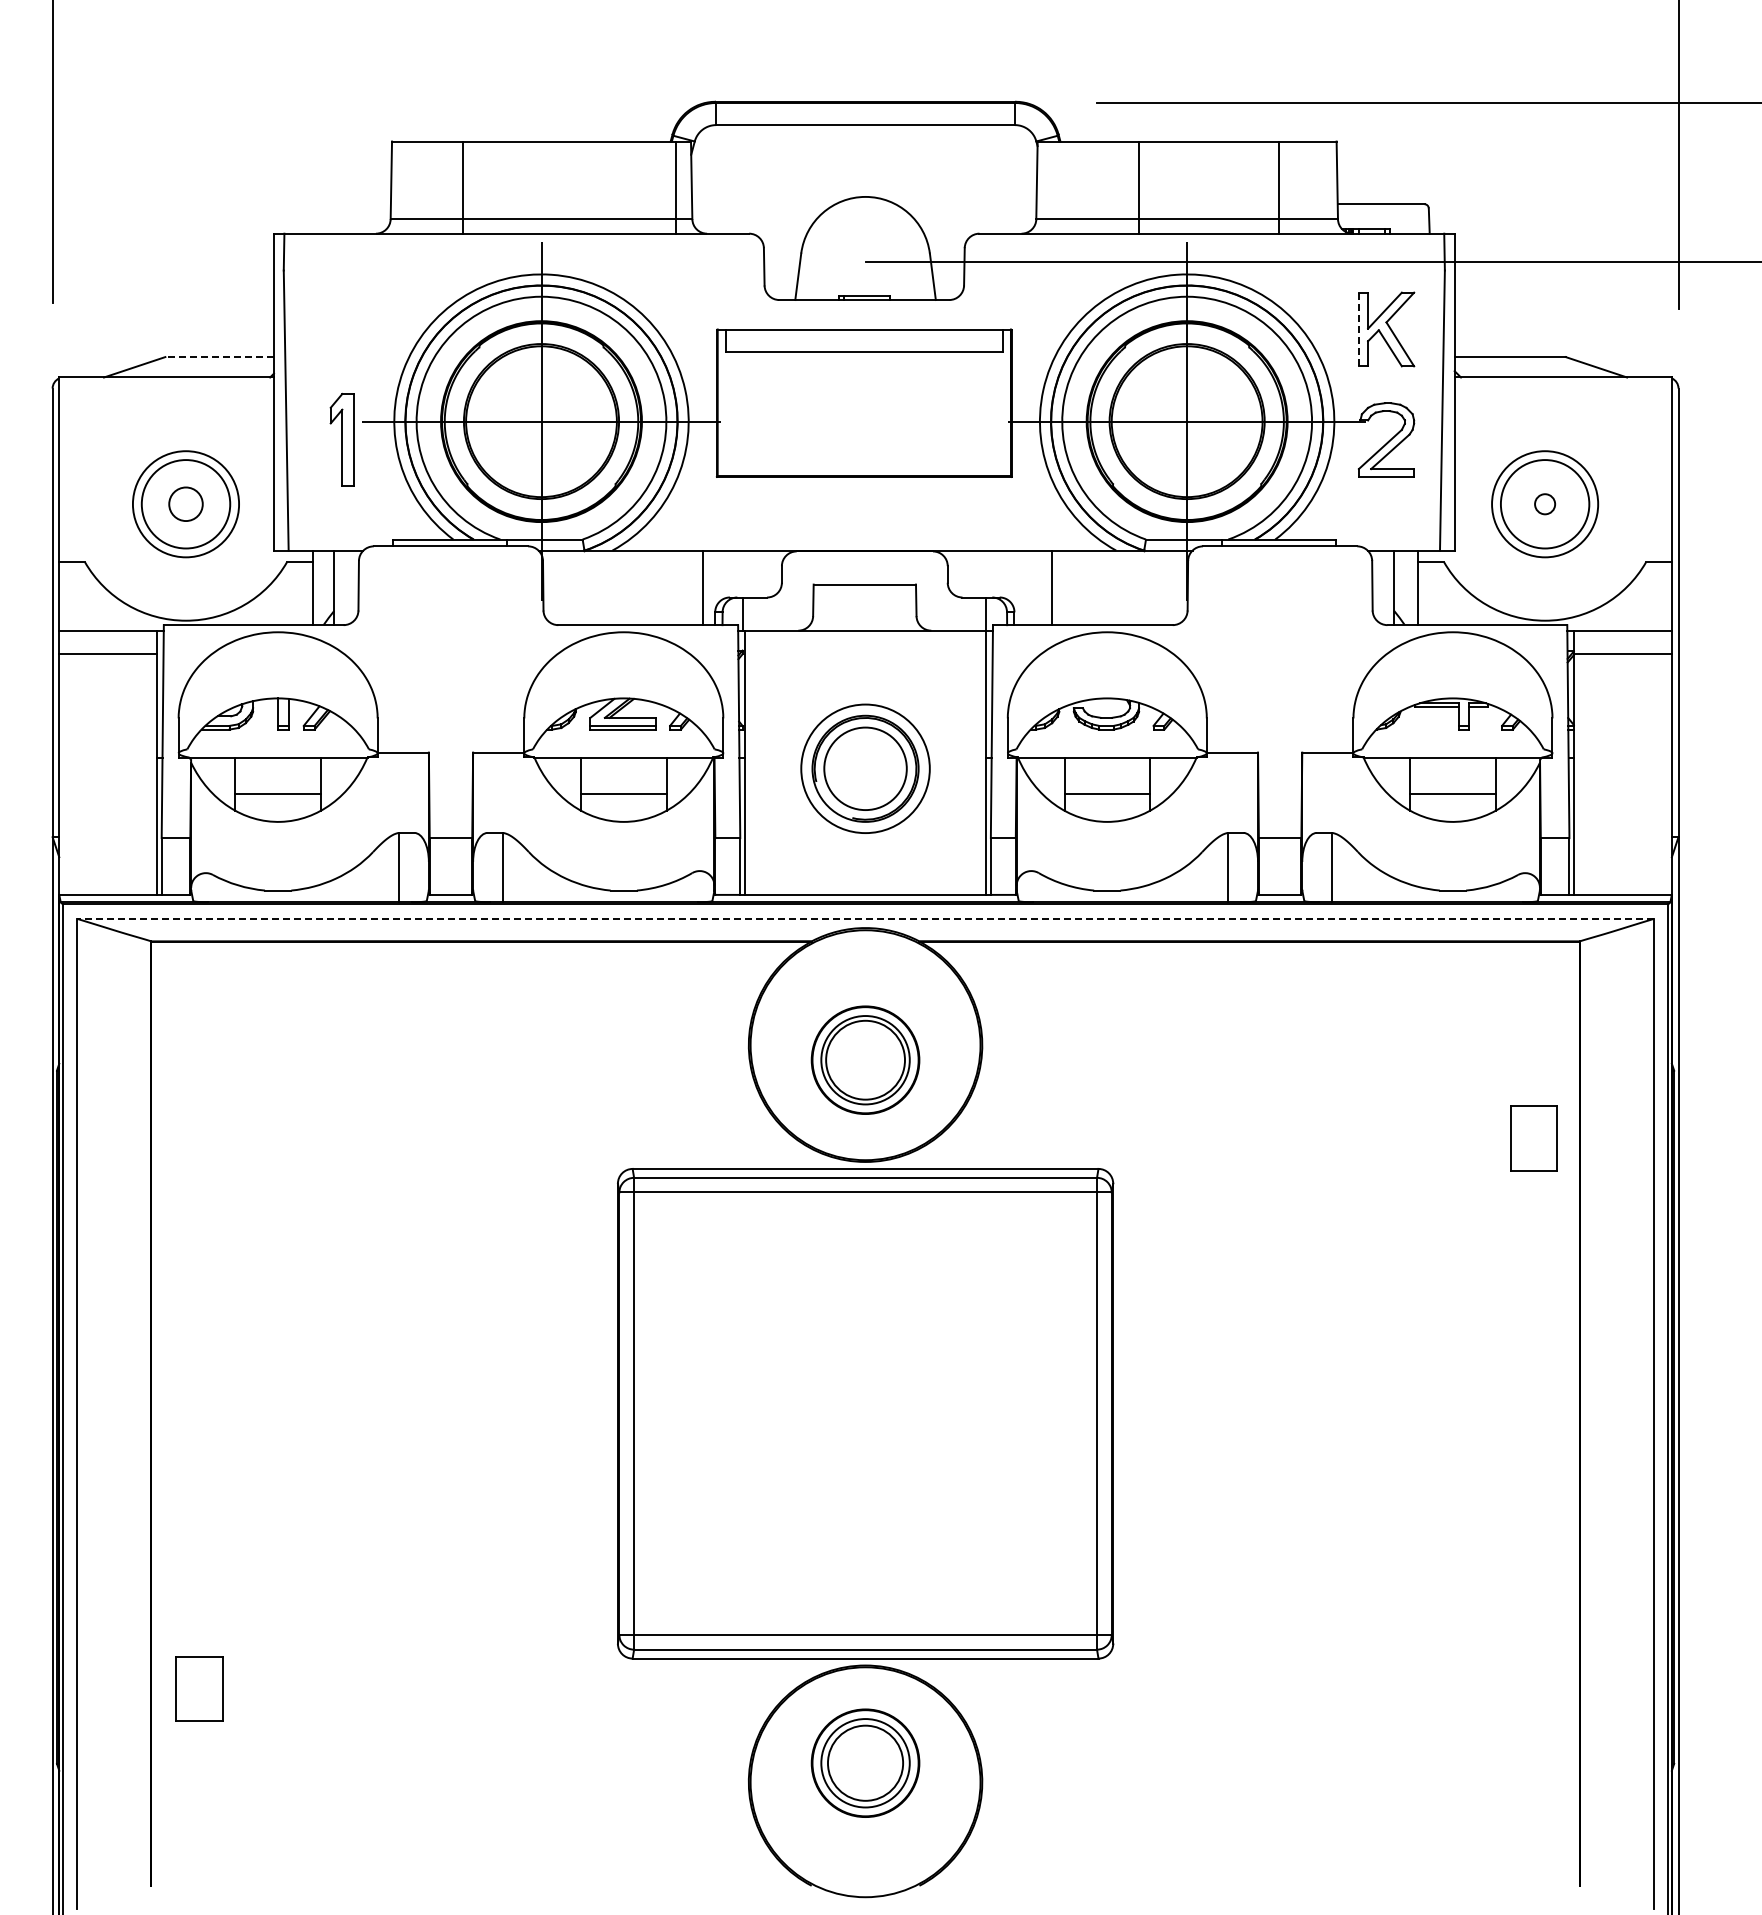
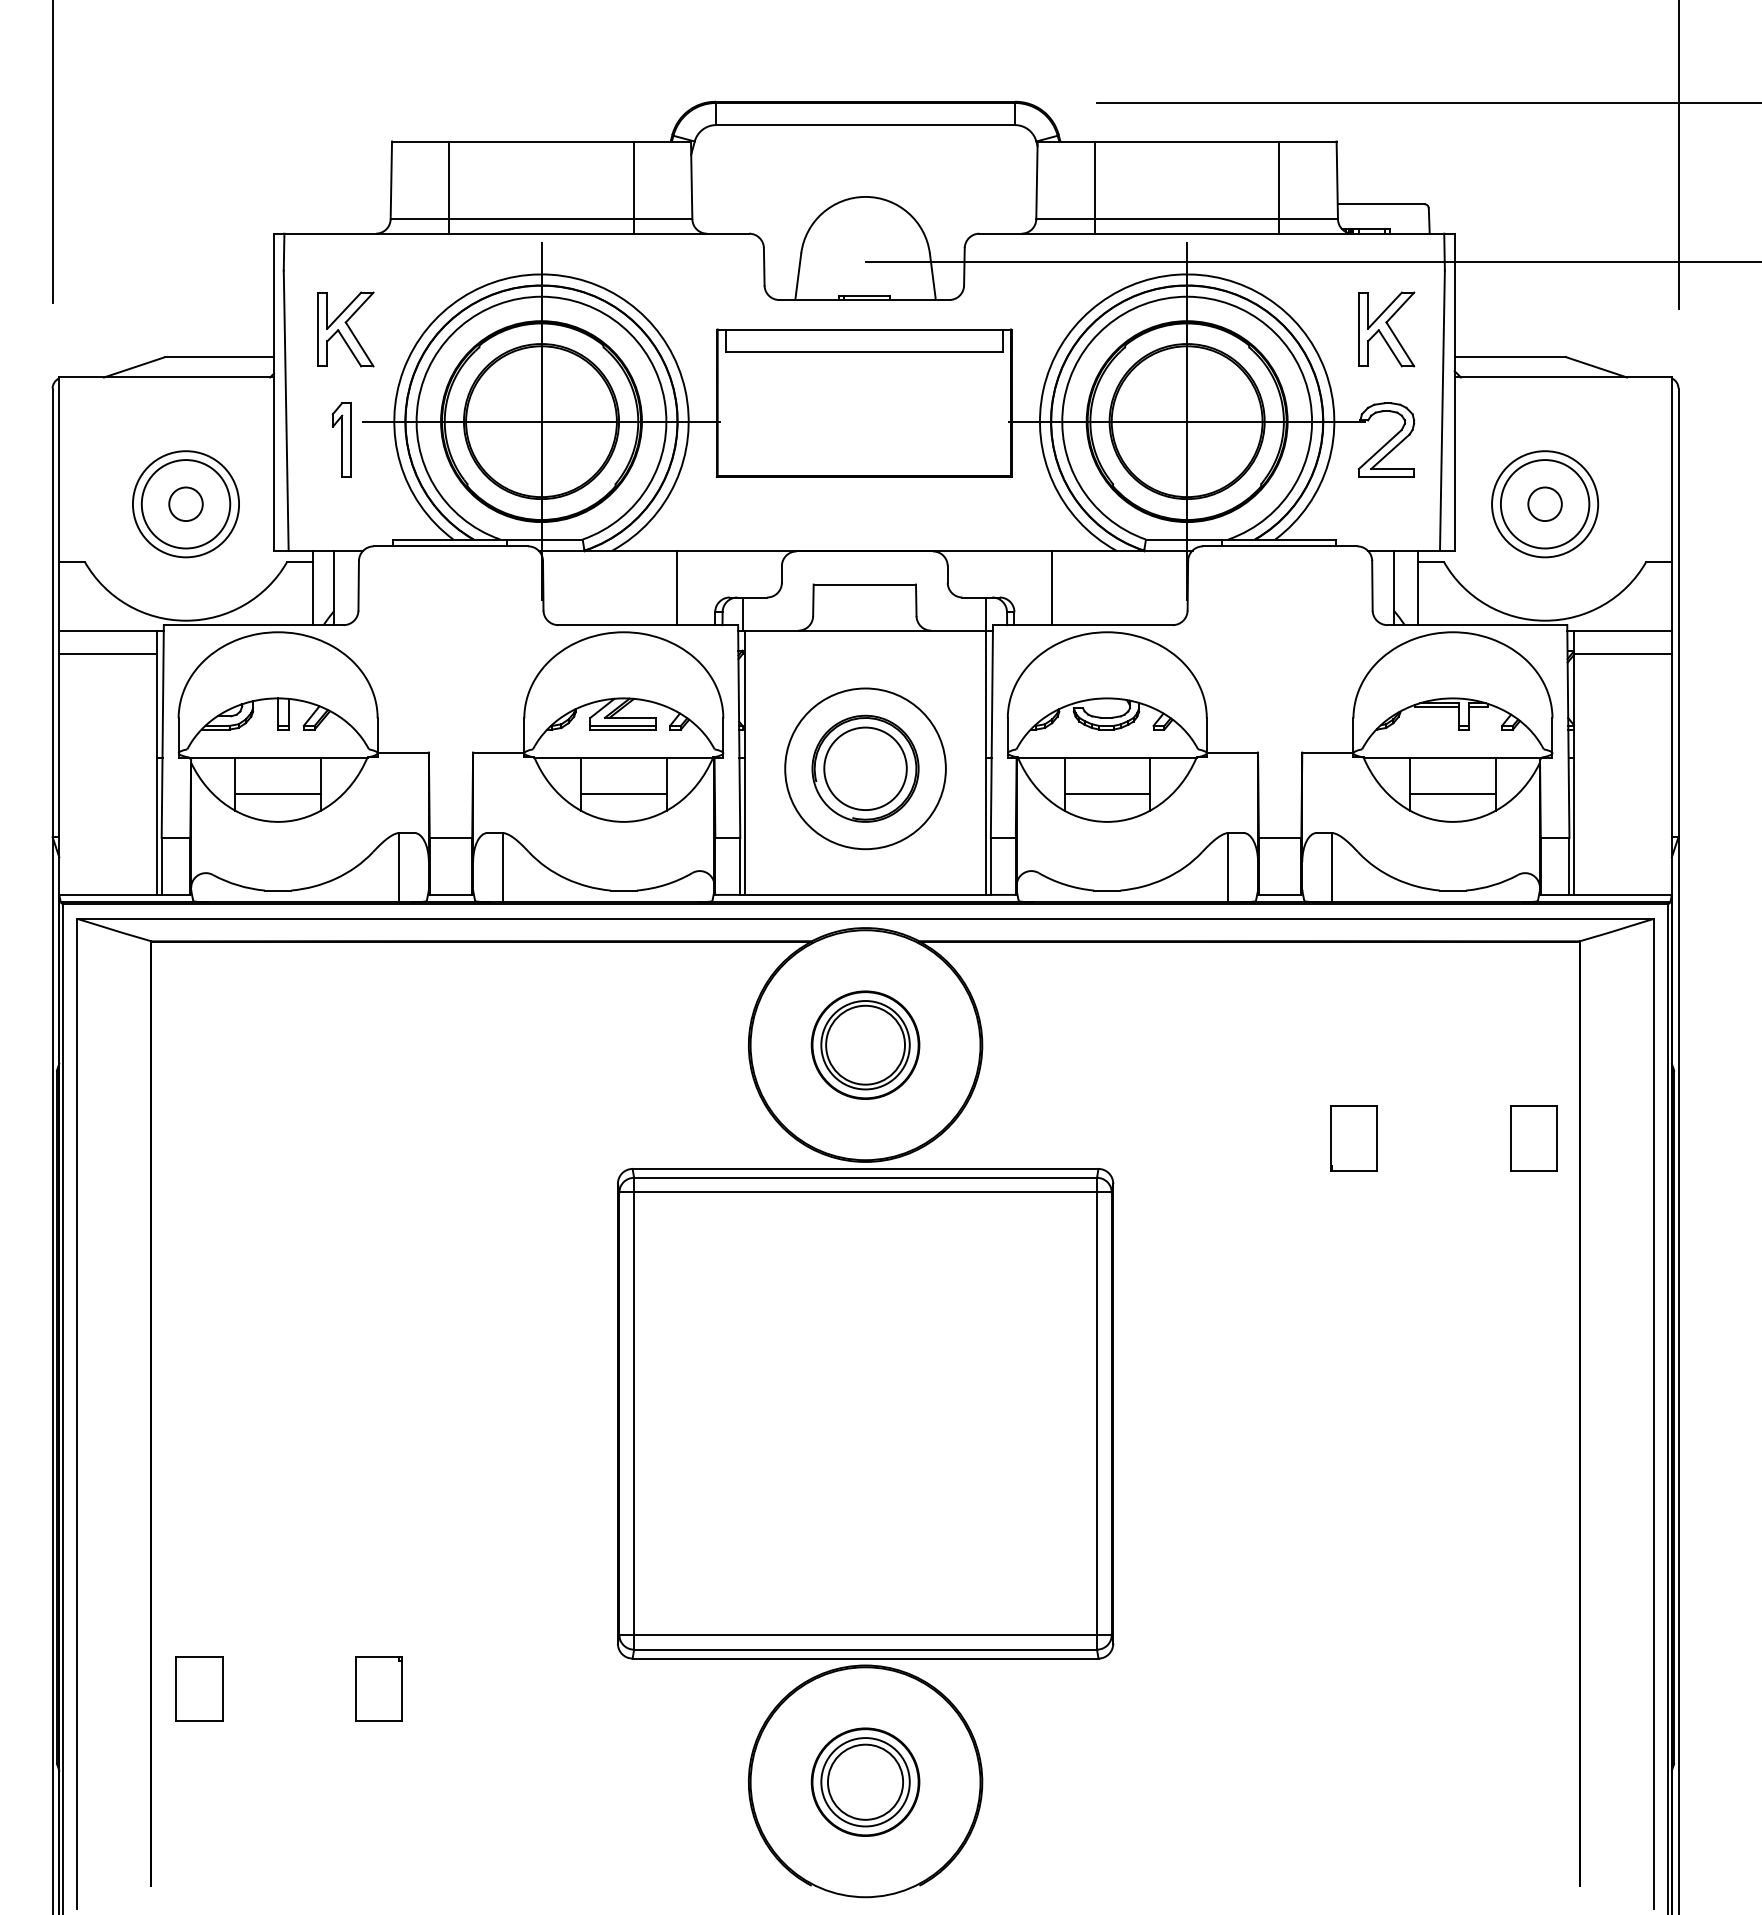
line position: (463, 187) -> (449, 187) (449, 187)
line position: (675, 187) -> (633, 187) (633, 187)
line position: (1139, 187) -> (1095, 187) (1095, 187)
part: none -> present (345, 329)
line: dashed -> solid (1358, 329)
line: dashed -> solid (219, 357)
part size: 26x94 px -> 21x76 px (341, 439)
circle diameter: 20 px -> 34 px (1544, 504)
line position: (702, 587) -> (676, 587) (676, 587)
circle diameter: 129 px -> 161 px (865, 768)
line: dashed -> solid (865, 918)
part position: (865, 1059) -> (865, 1044) (865, 1044)
part: none -> present (1353, 1138)
part: none -> present (378, 1688)
part position: (865, 1762) -> (865, 1781) (865, 1781)
